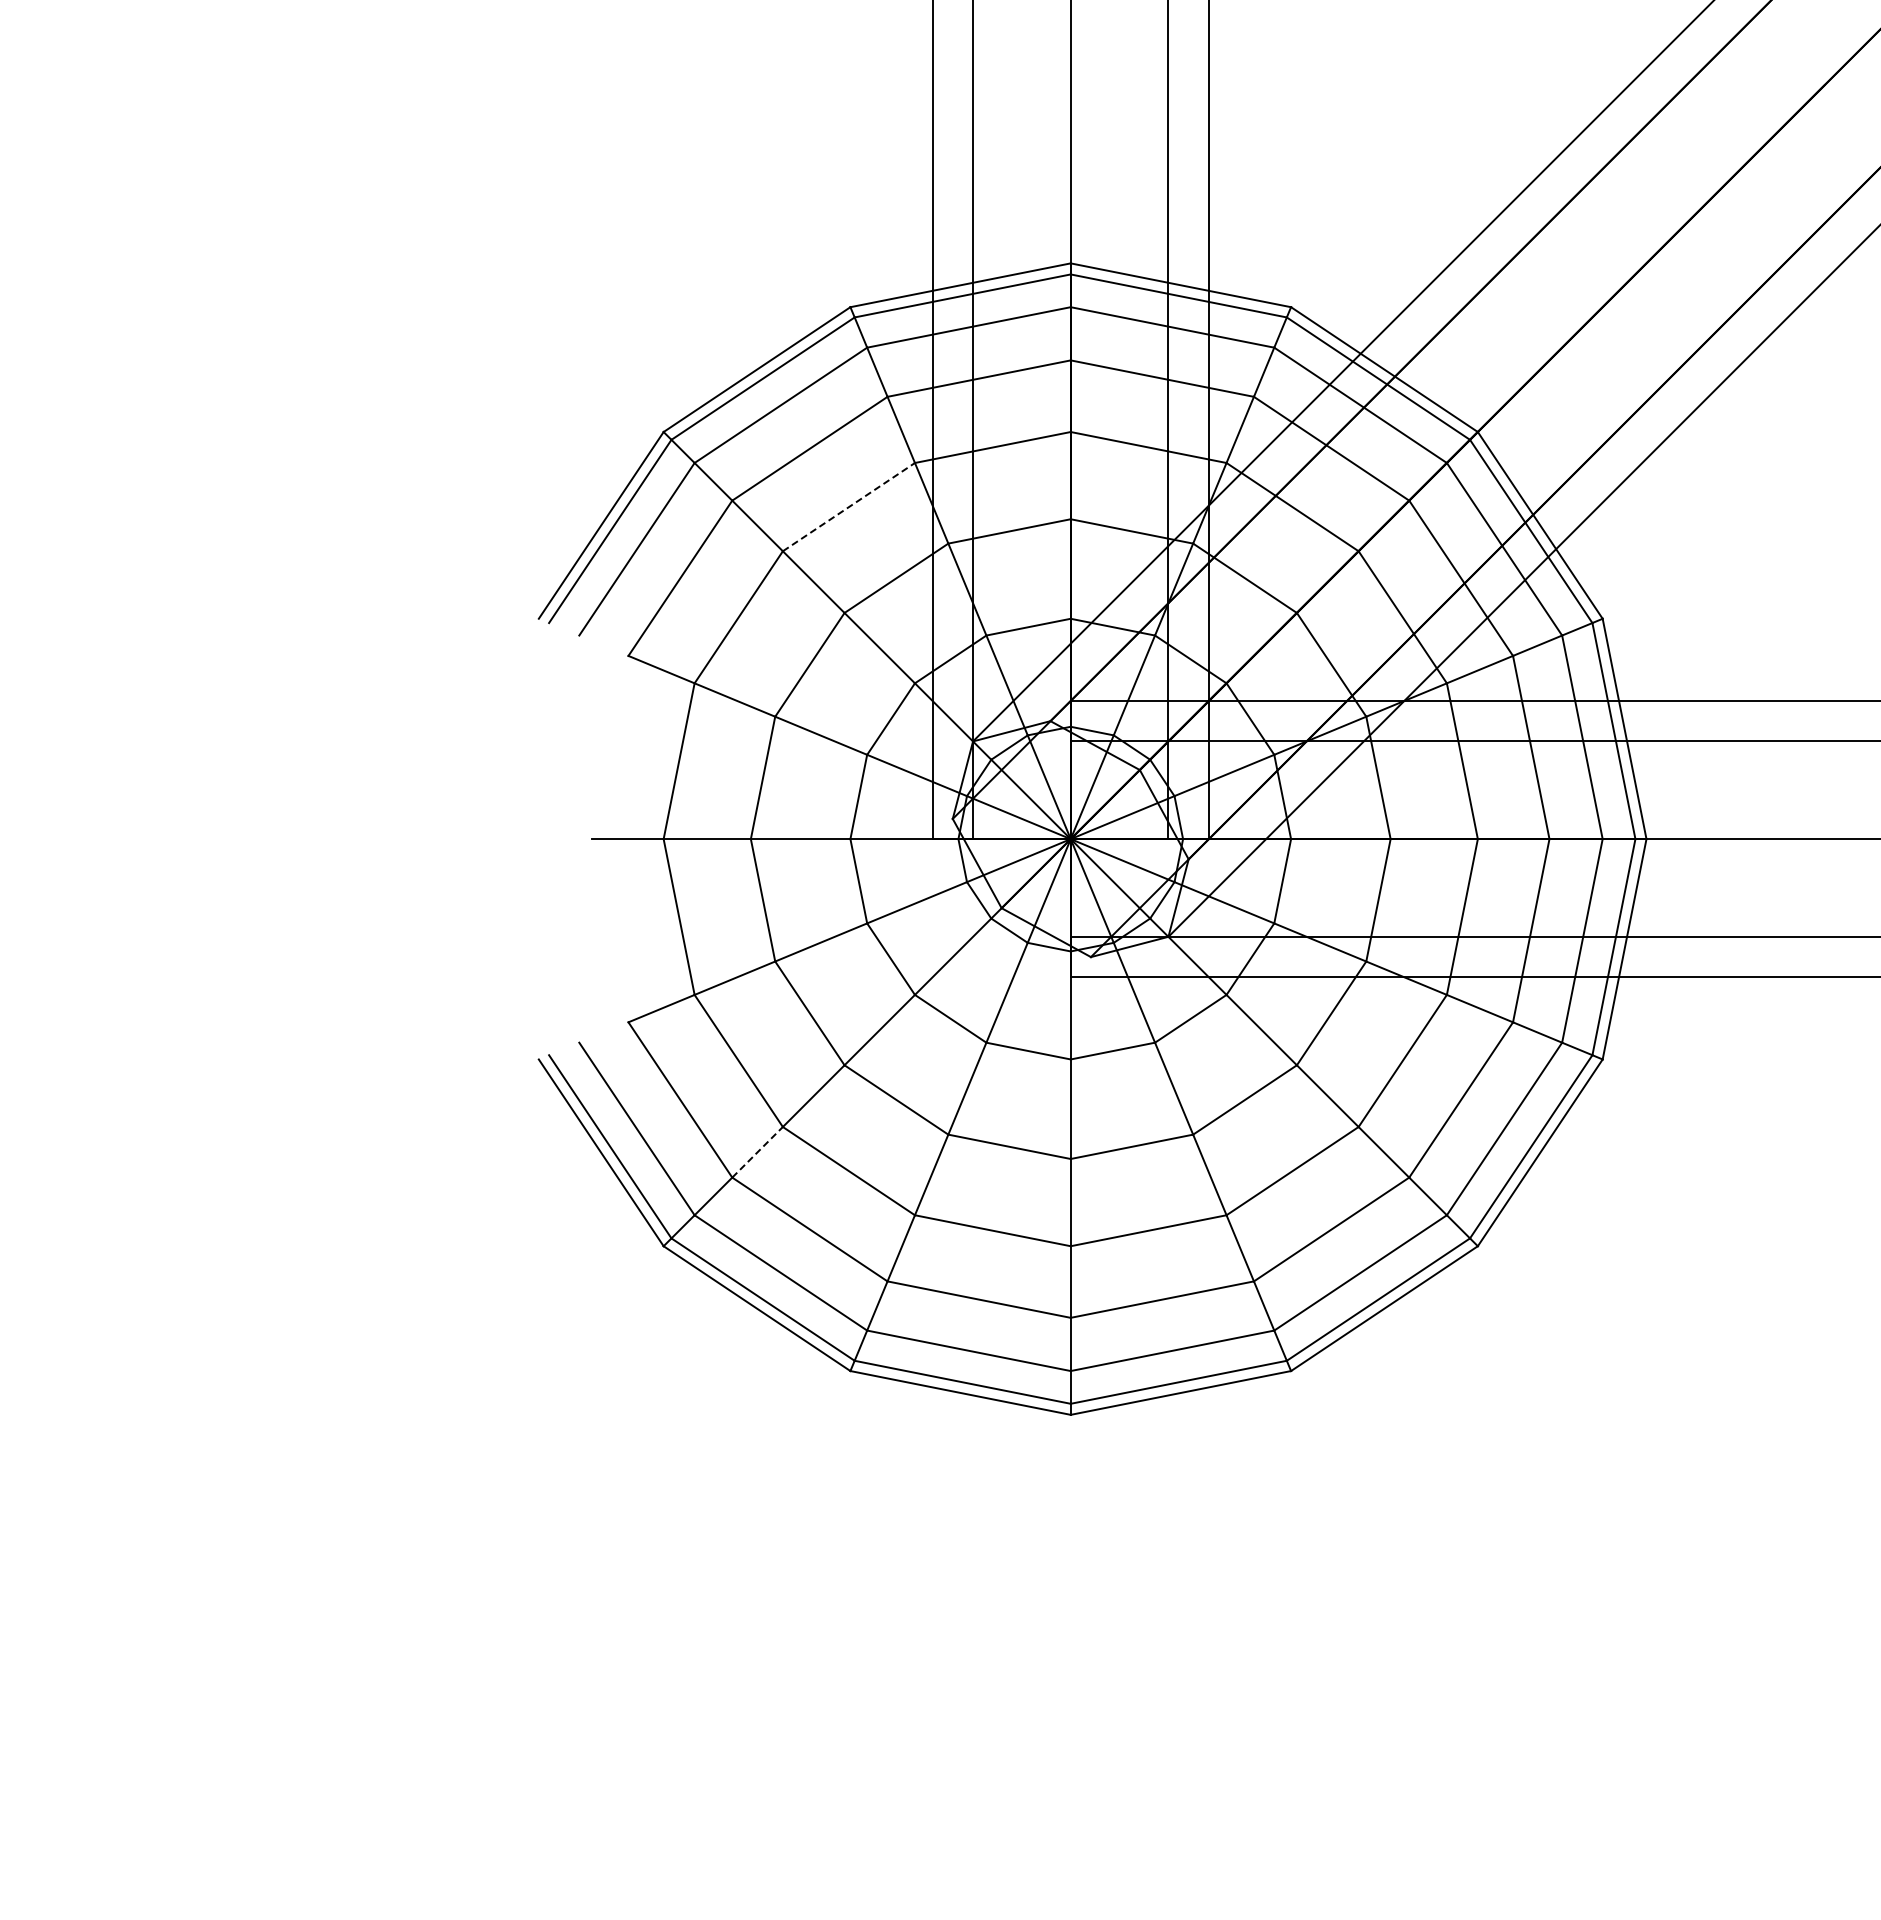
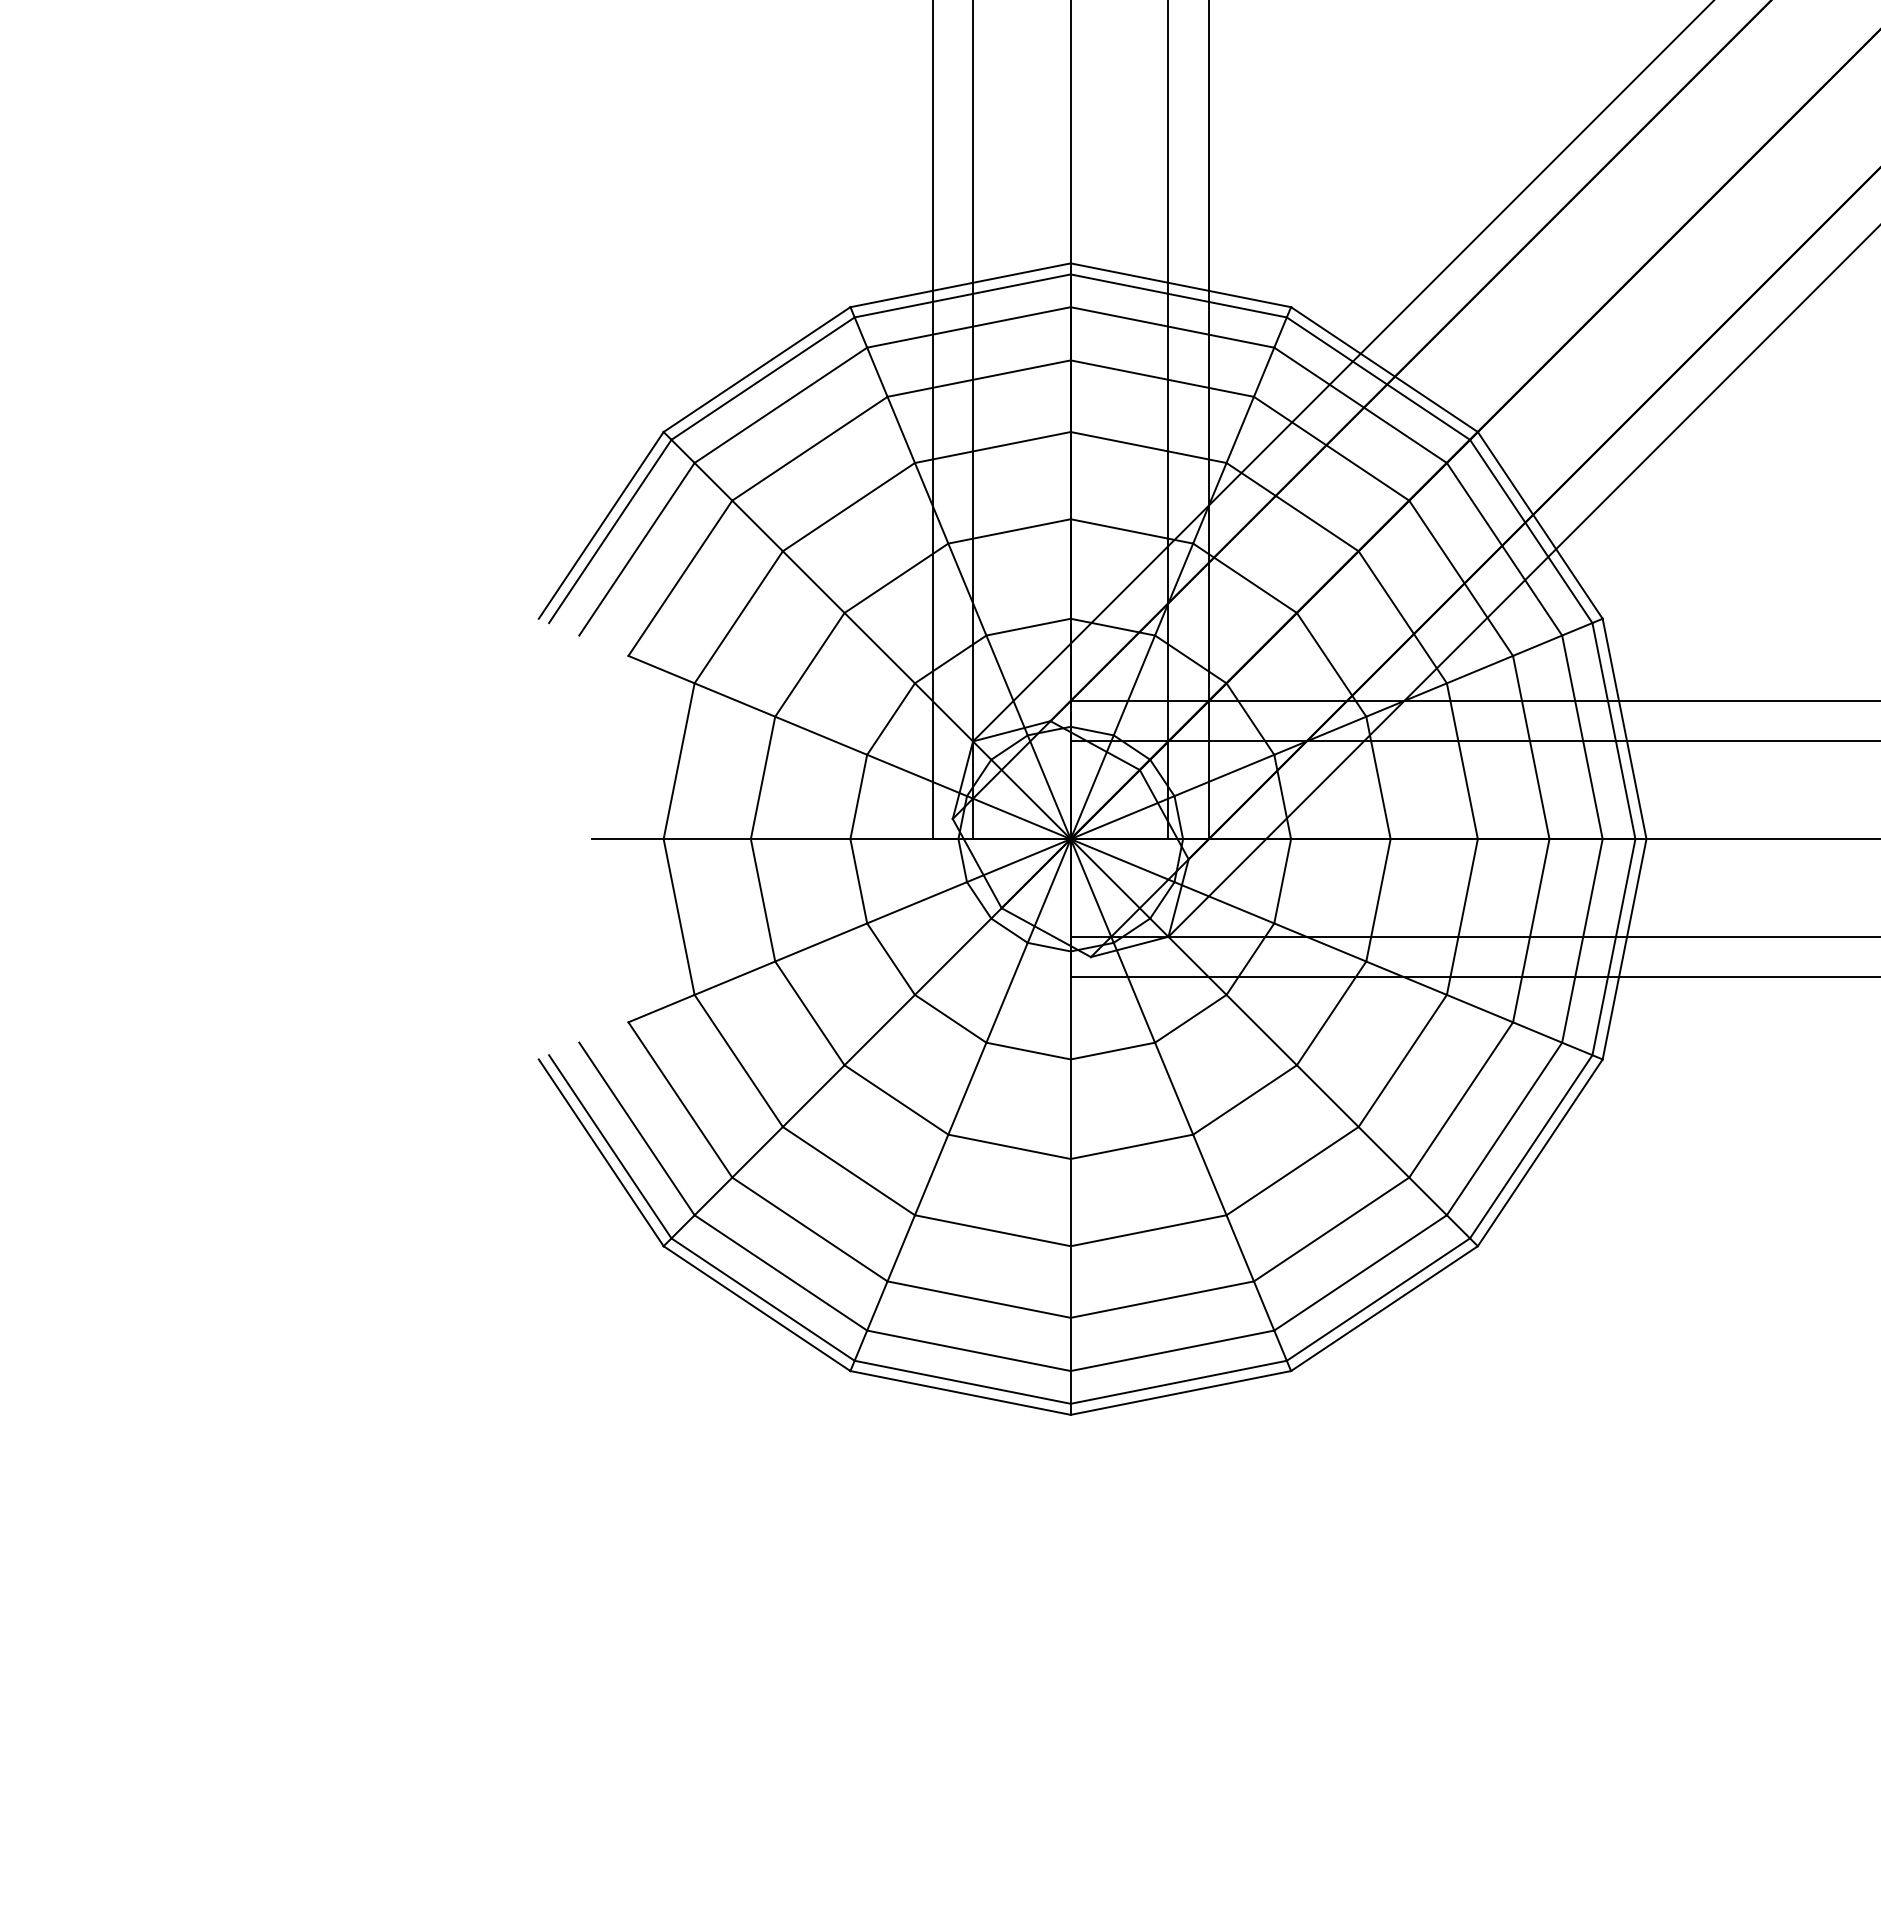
line: dashed -> solid (849, 506)
line: dashed -> solid (757, 1152)
